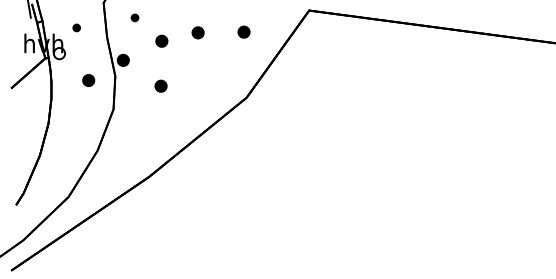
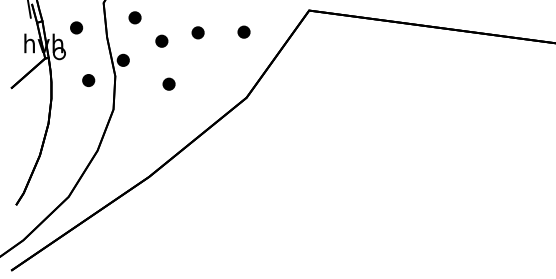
part size: 10x10 px -> 14x14 px (134, 17)
part size: 9x10 px -> 14x14 px (76, 27)
part position: (160, 85) -> (168, 83) (168, 83)
